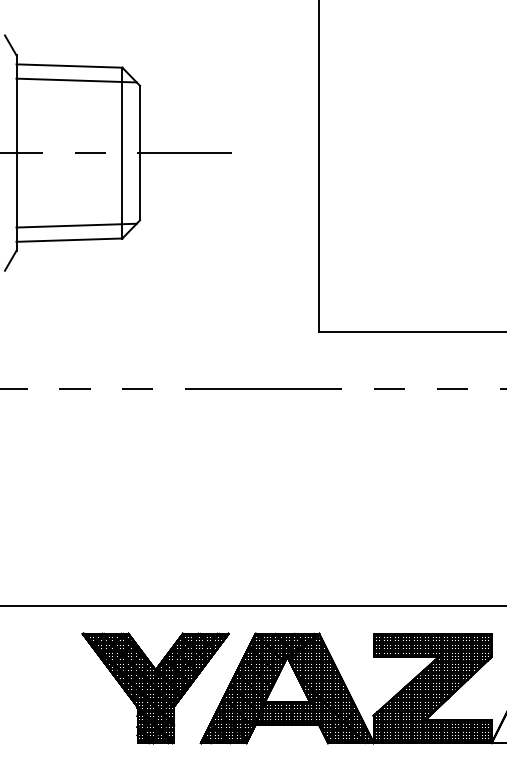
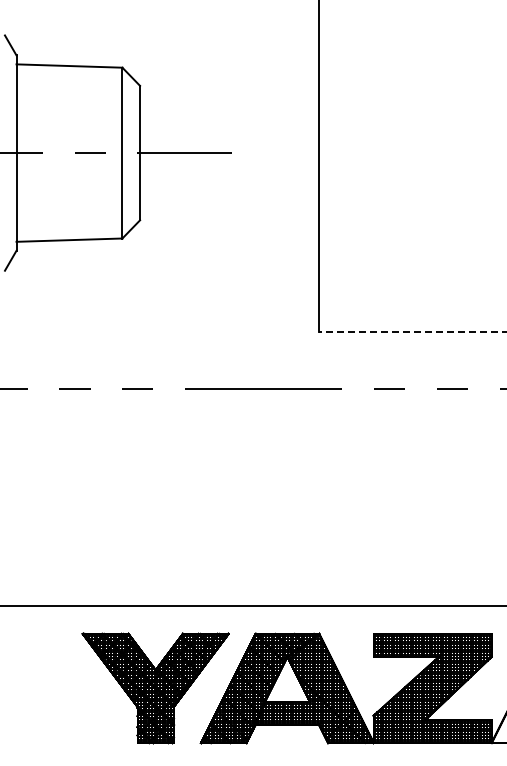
line: present -> none (76, 80)
line: present -> none (76, 225)
line: solid -> dashed (412, 332)
